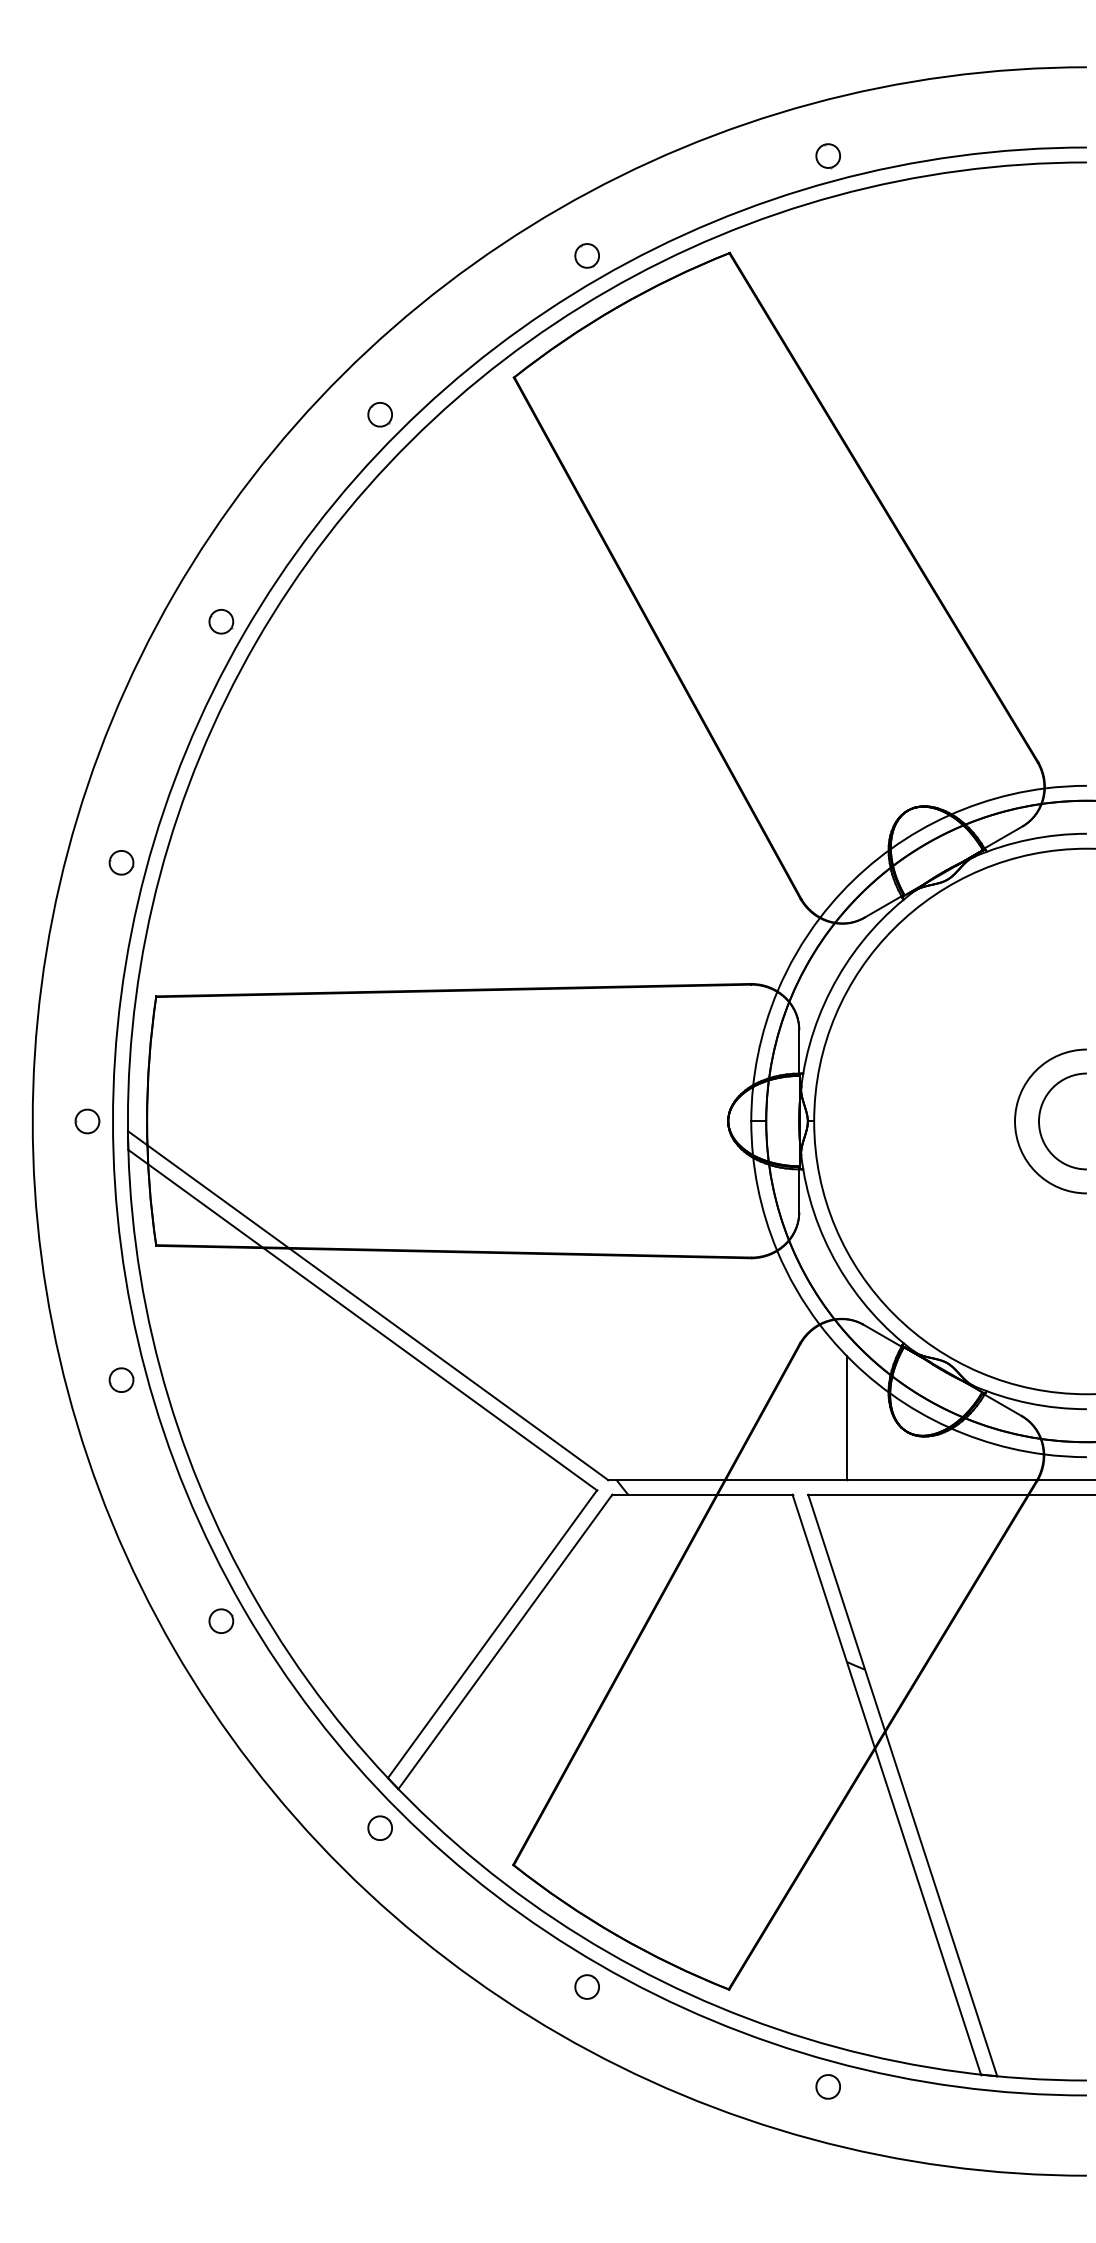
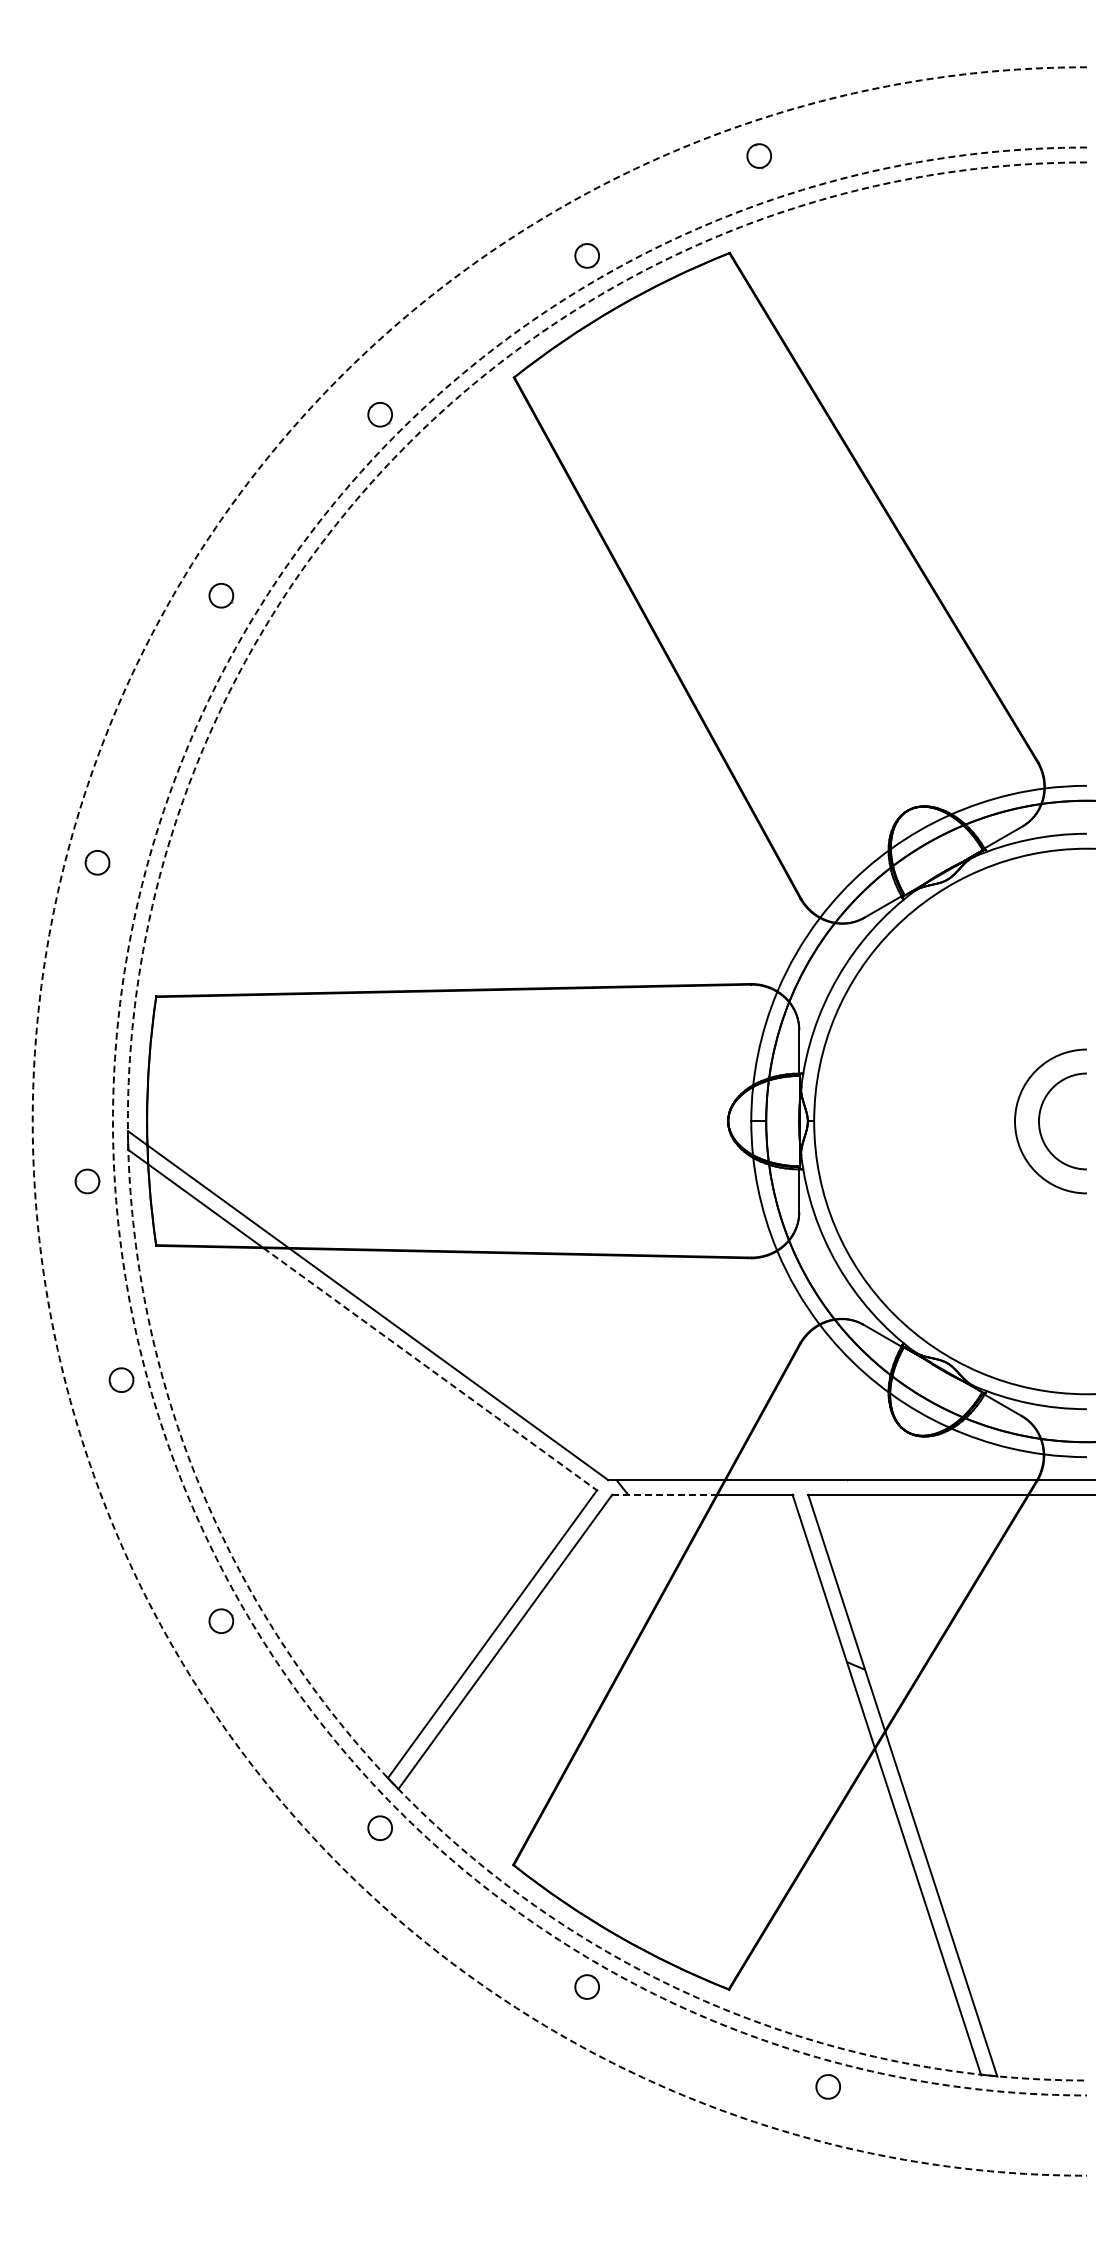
part position: (827, 156) -> (758, 156) (758, 156)
part position: (221, 621) -> (221, 595) (221, 595)
part position: (121, 862) -> (97, 862) (97, 862)
arc: solid -> dashed (32, 1121)
part position: (87, 1121) -> (87, 1181) (87, 1181)
arc: solid -> dashed (112, 1121)
arc: solid -> dashed (127, 1121)
line: solid -> dashed (430, 1369)
line: present -> none (847, 1417)
line: solid -> dashed (665, 1494)
